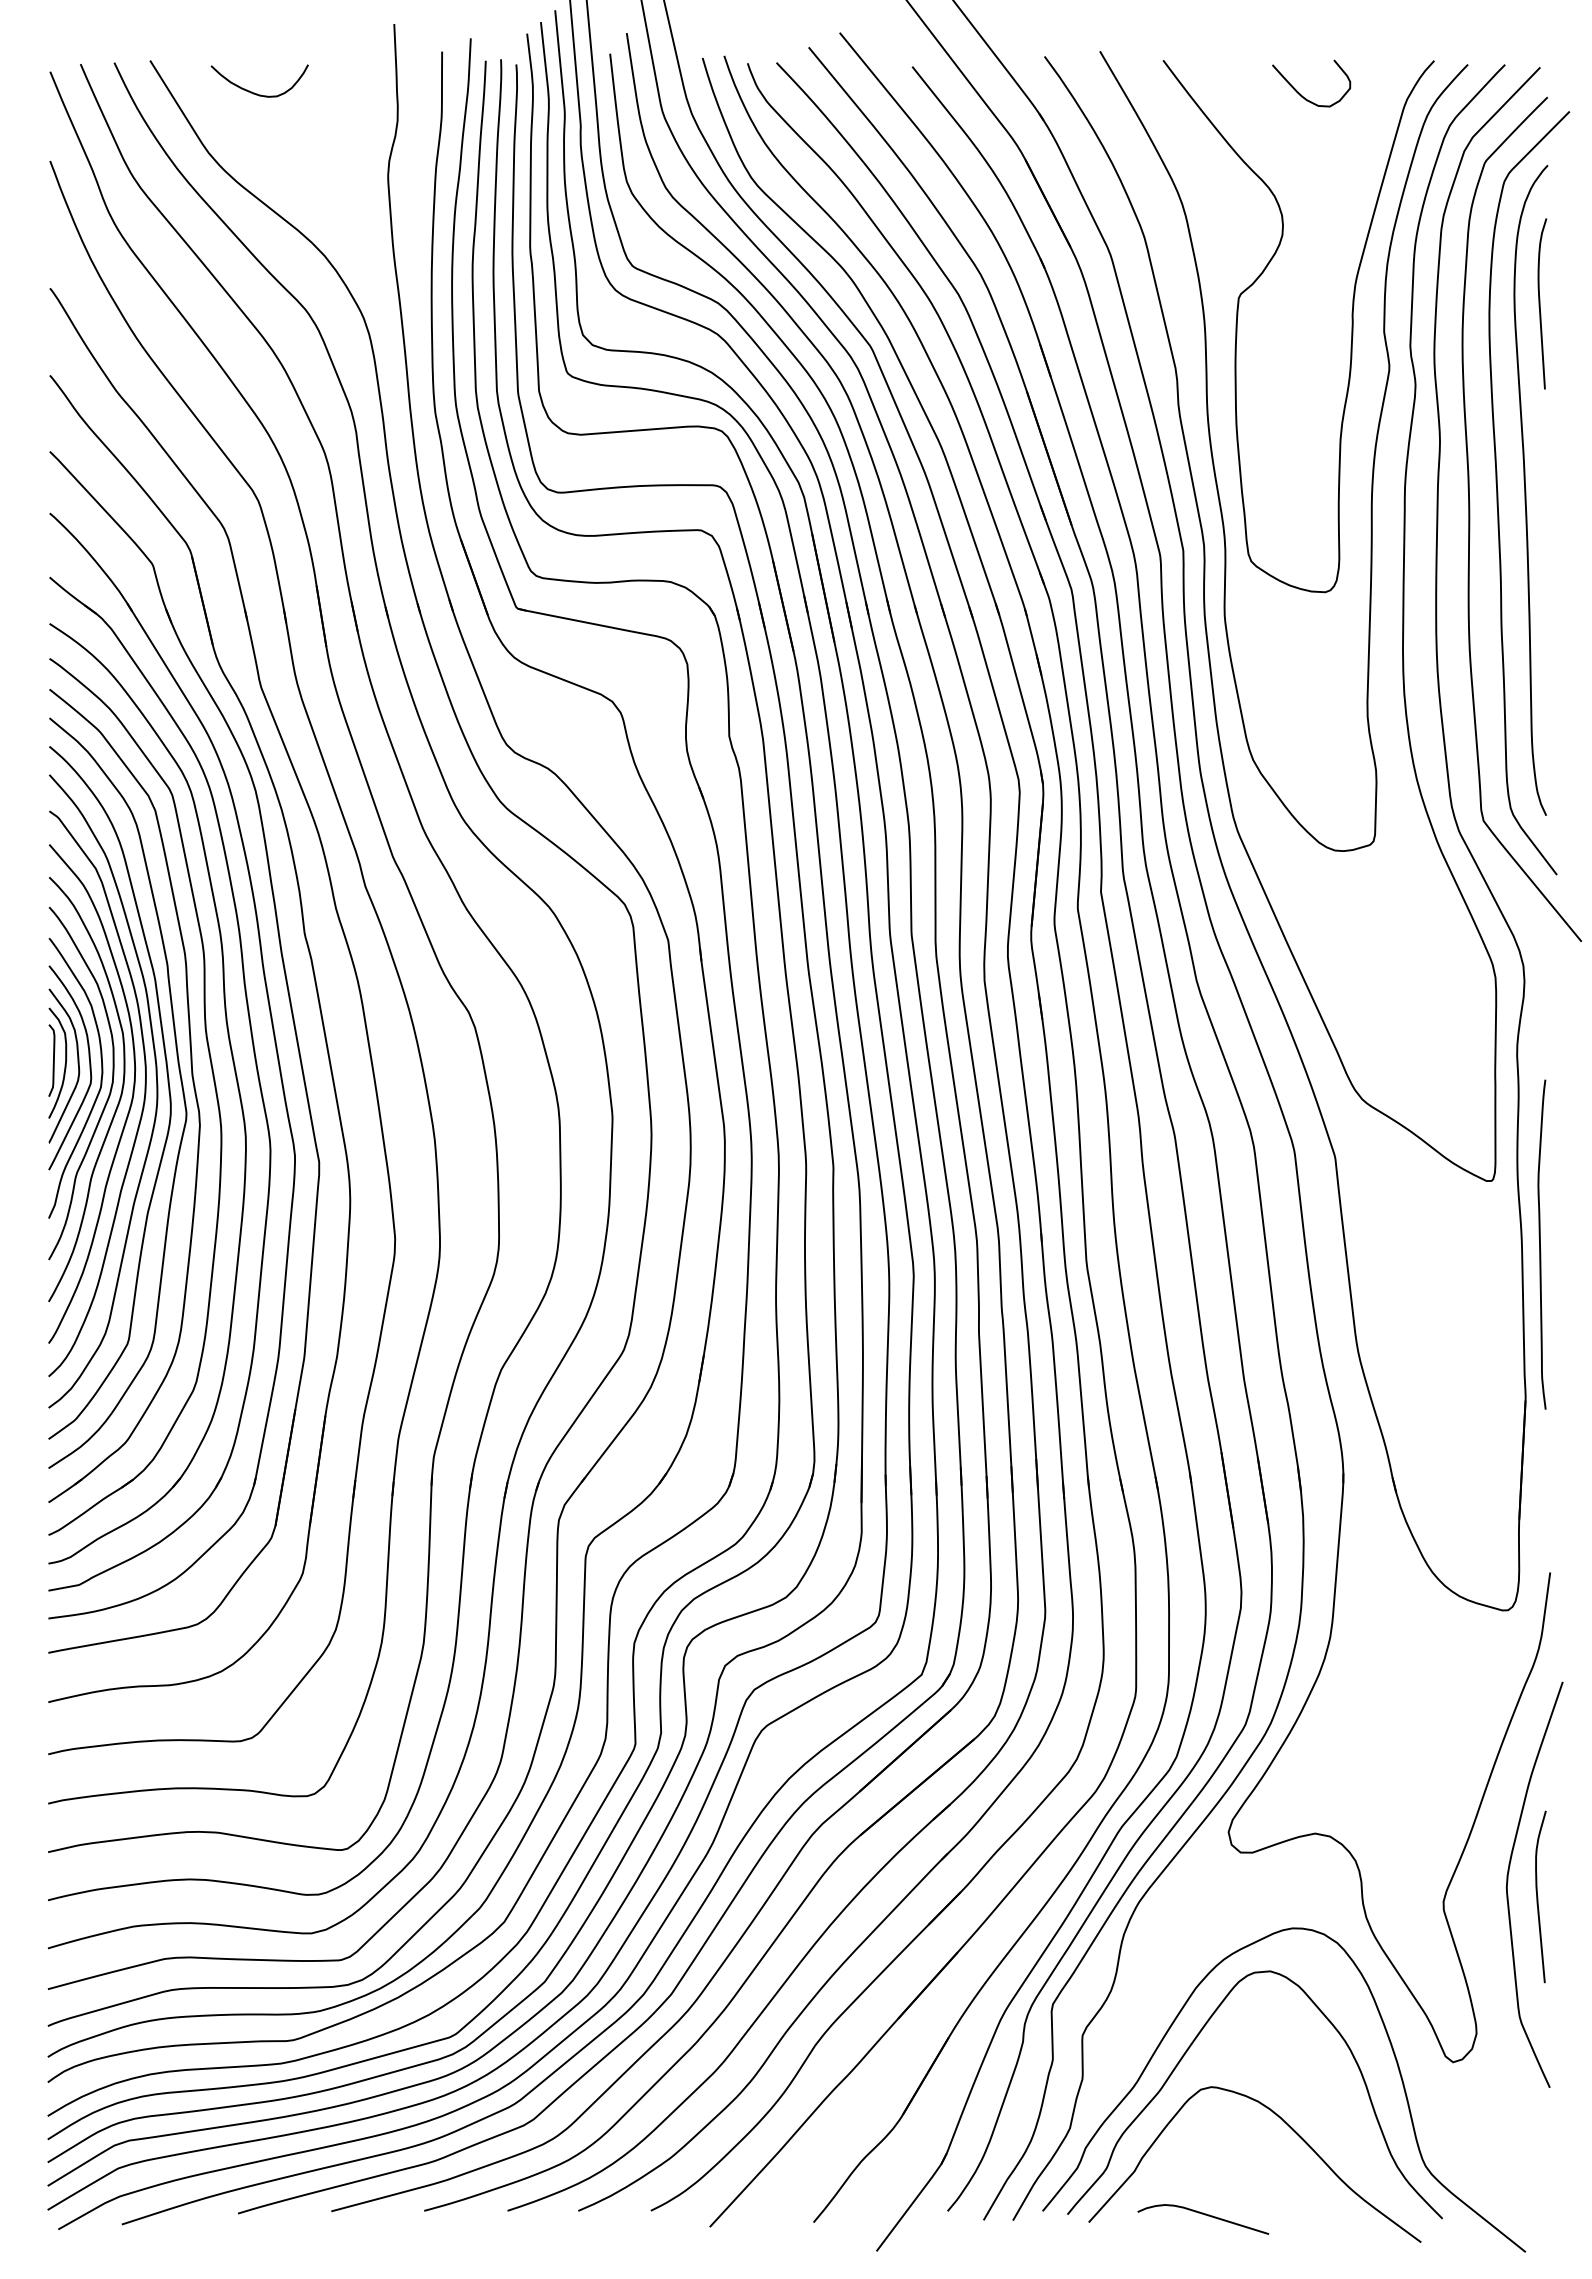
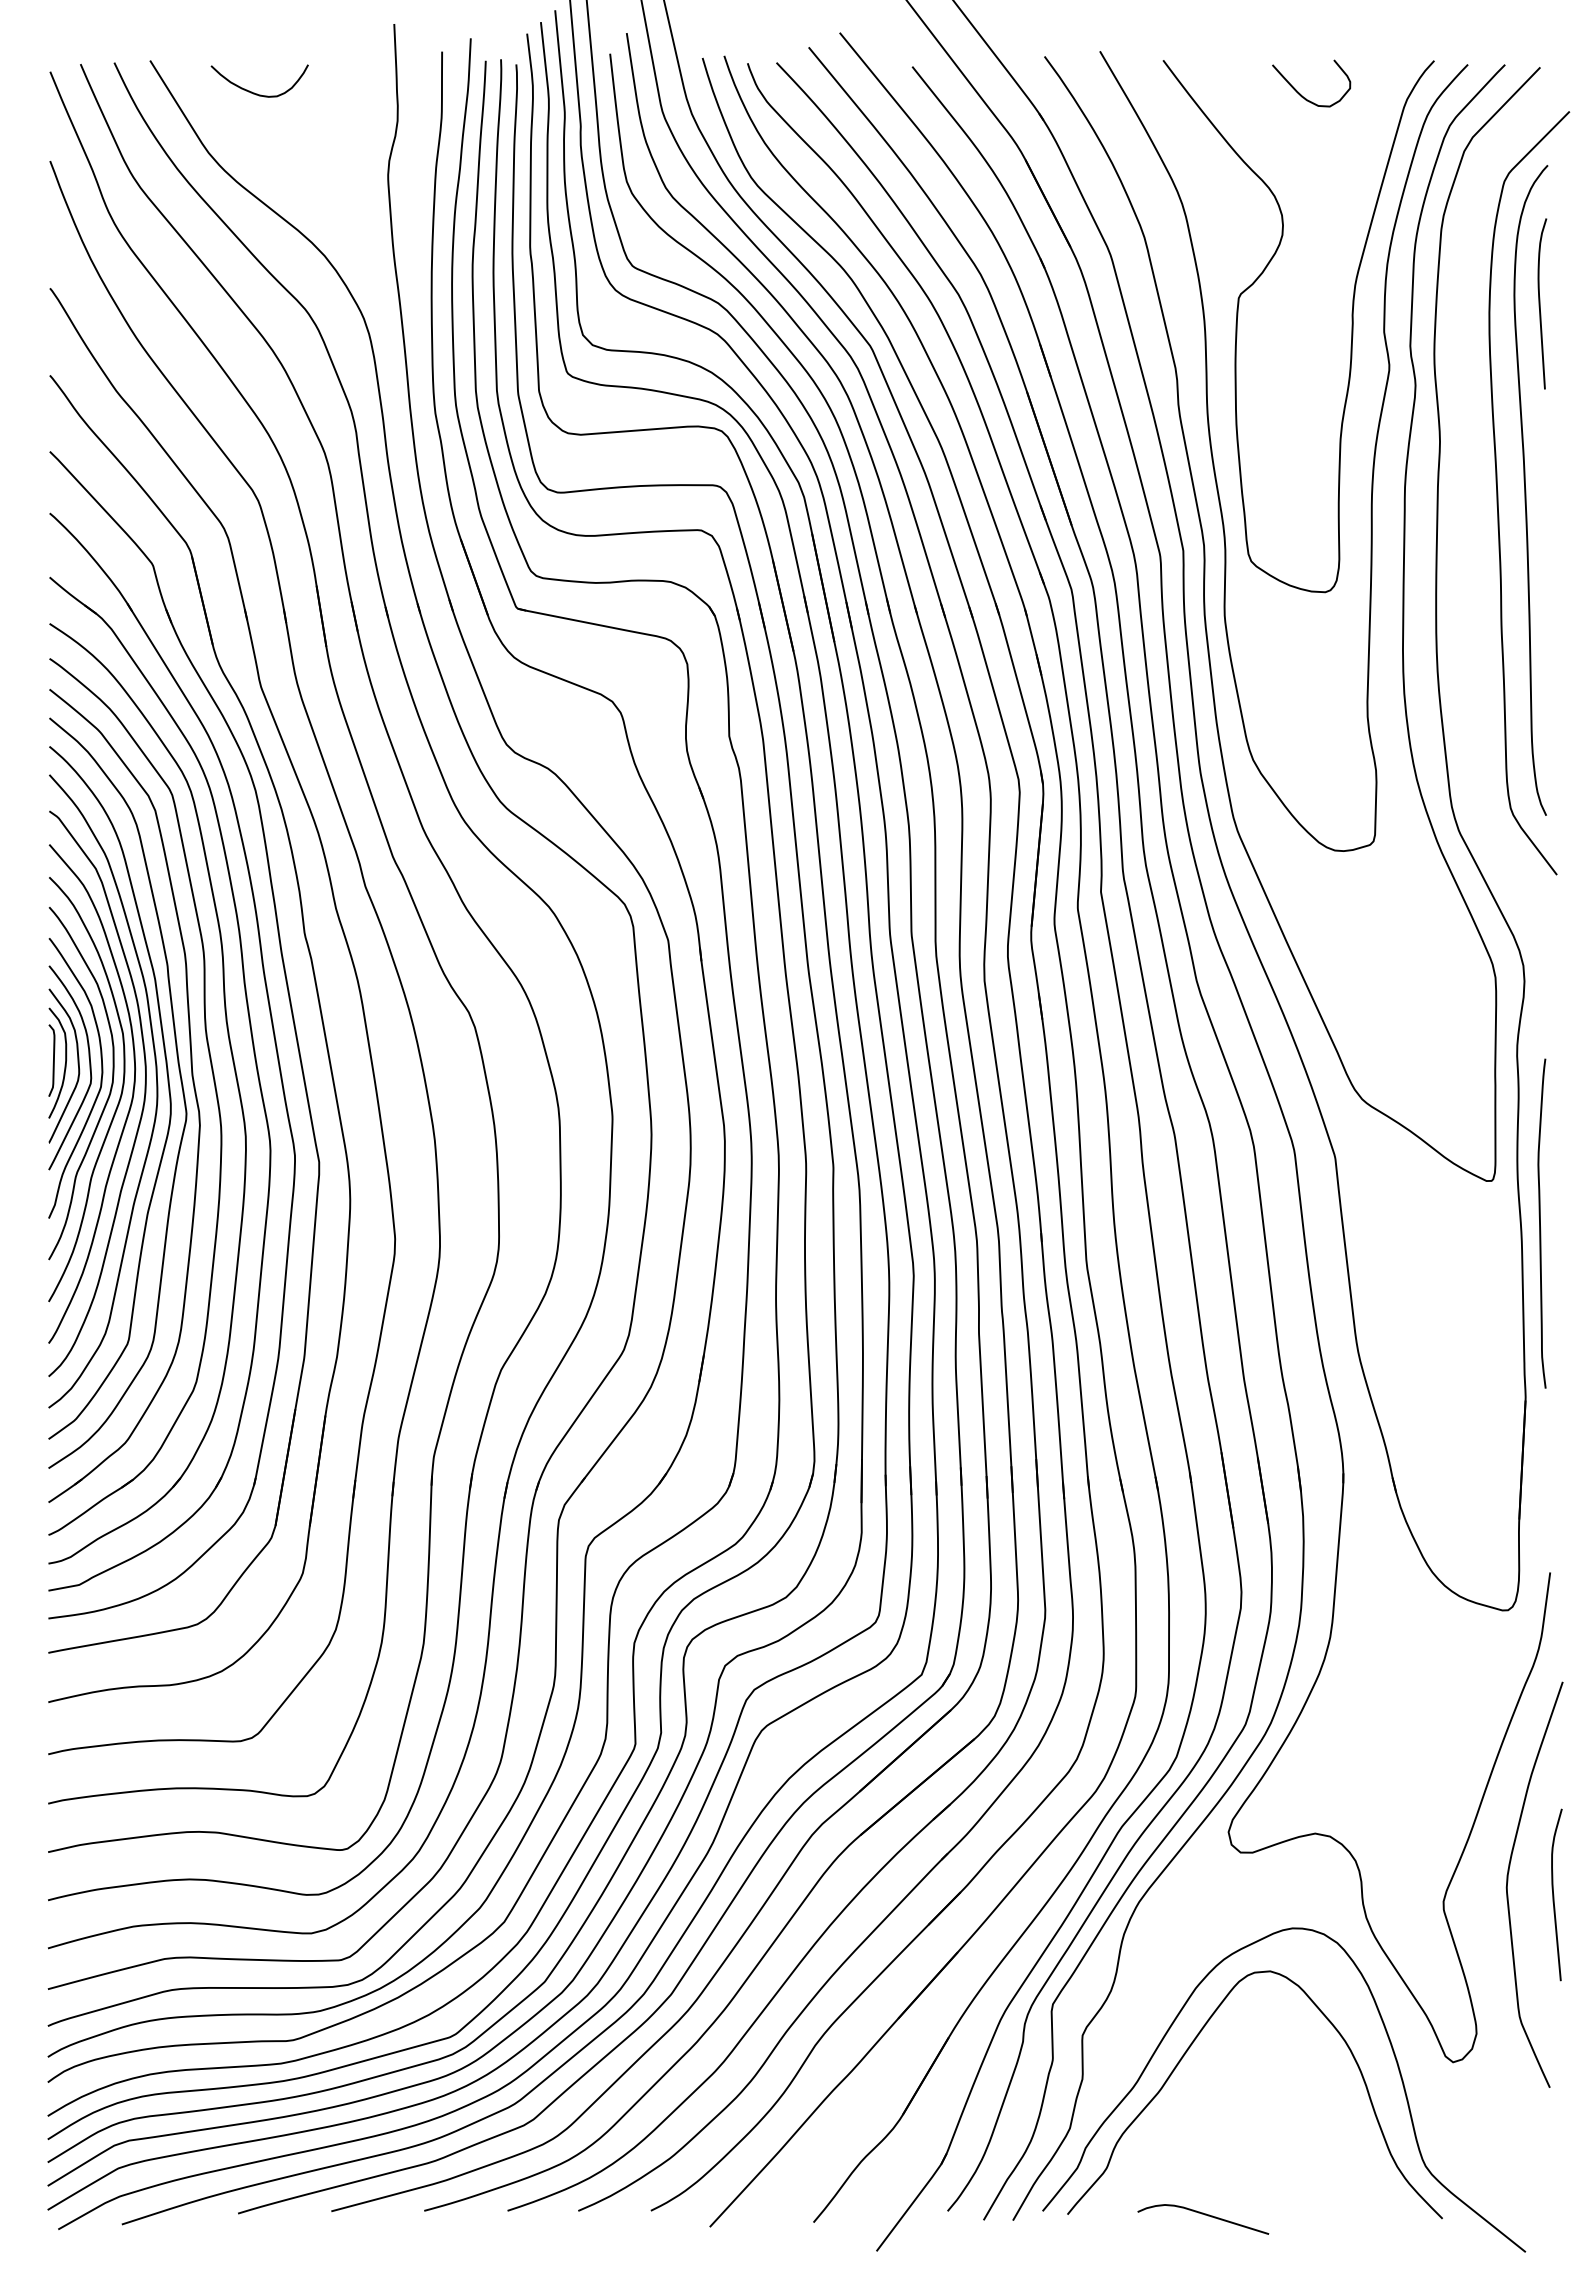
curve: present -> none (1470, 519)
curve position: (1540, 1244) -> (1540, 1223) (1540, 1223)
curve position: (1538, 1896) -> (1554, 1894) (1554, 1894)
curve: present -> none (1290, 2128)
